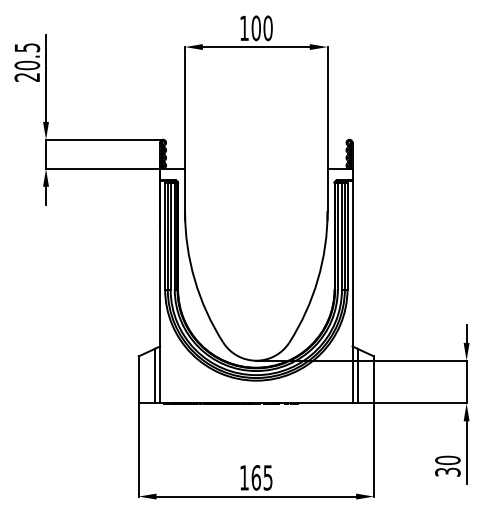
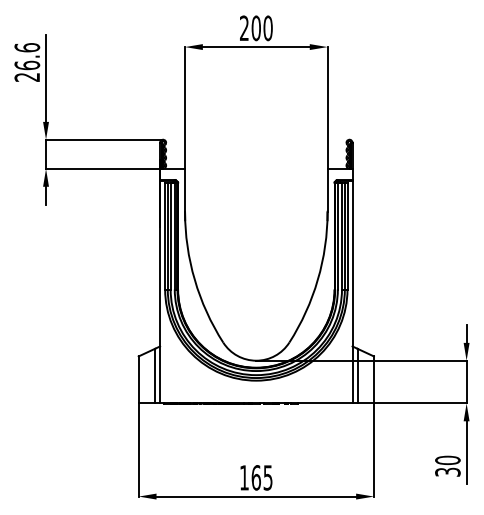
text: 100 -> 200 (244, 27)
text: 20.5 -> 26.6 (27, 56)
